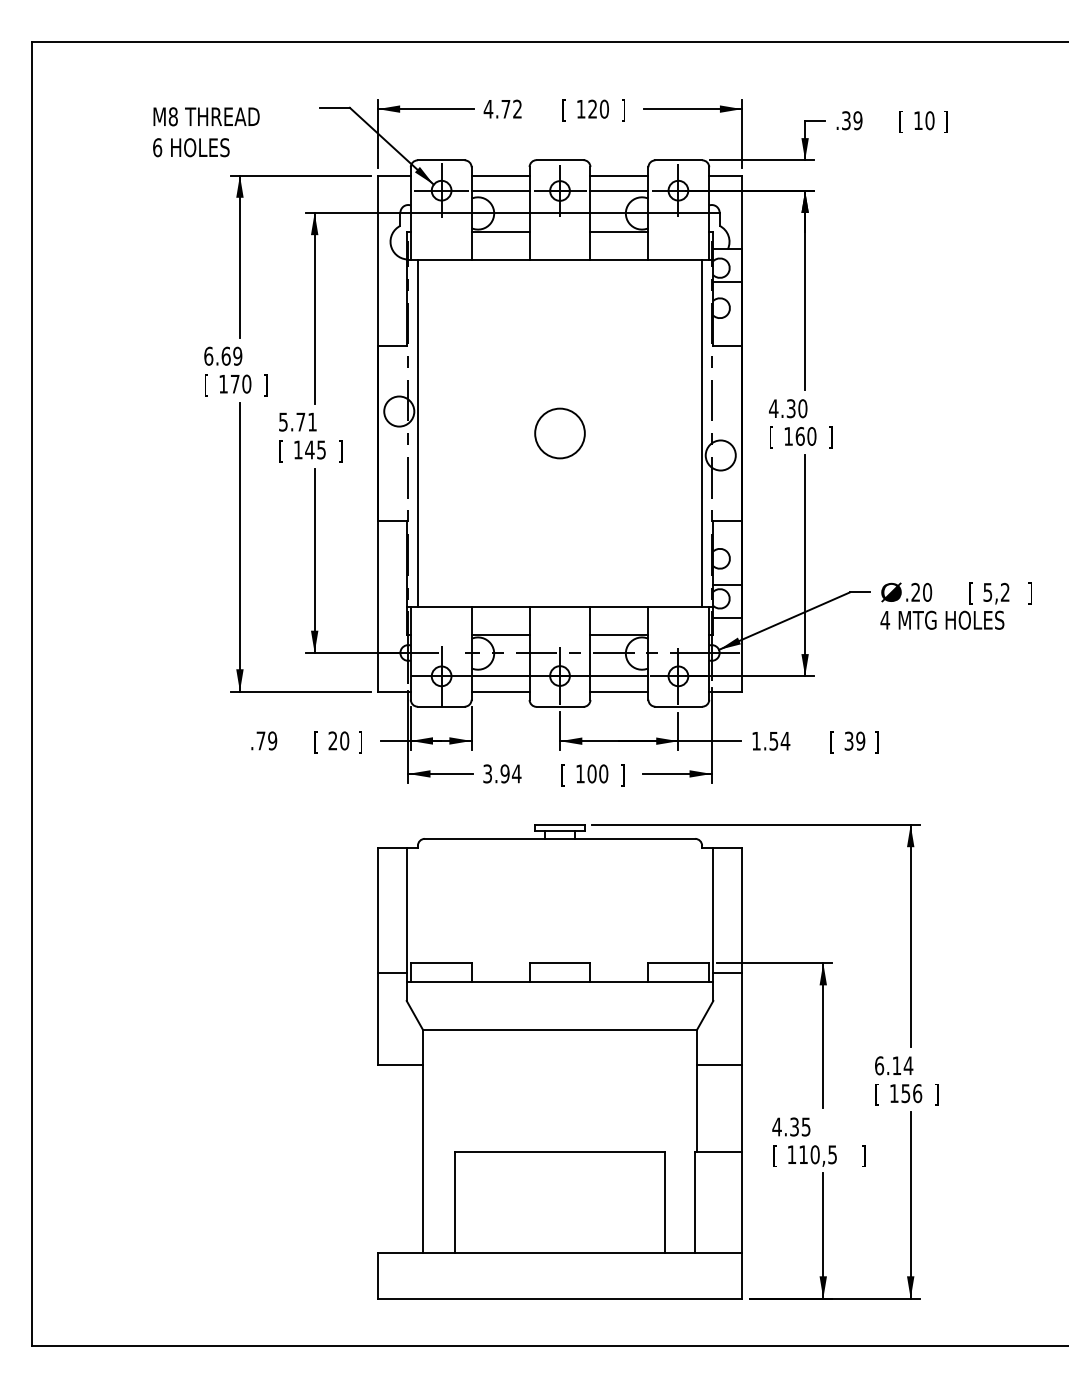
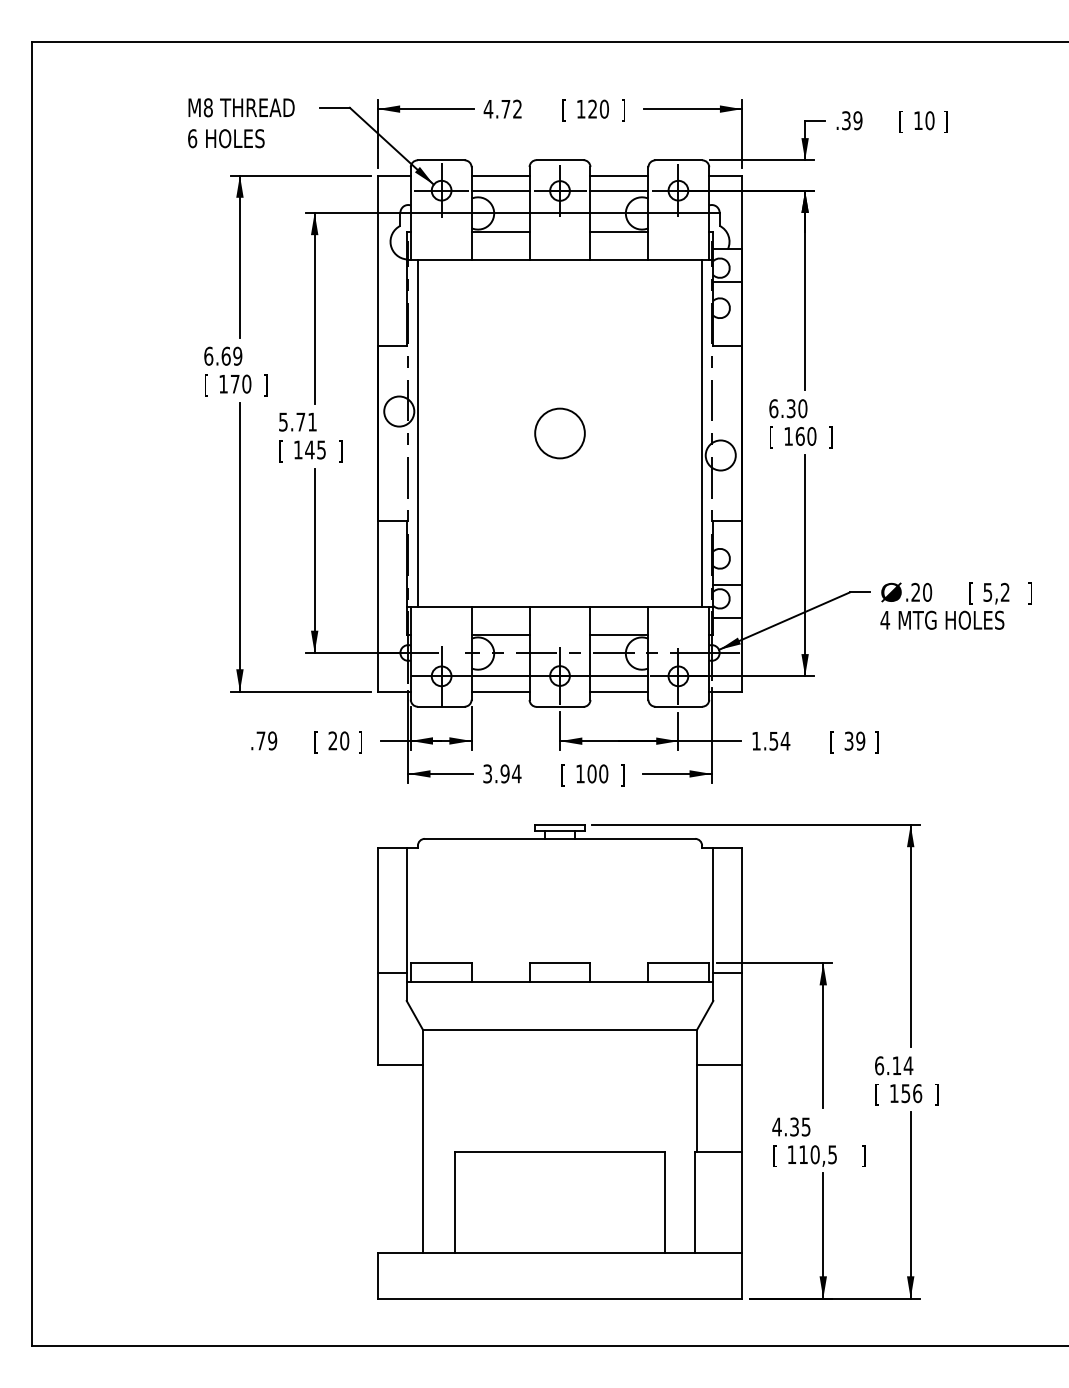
text position: (206, 132) -> (241, 123) (241, 123)
text: 4.30 -> 6.30 (773, 408)
